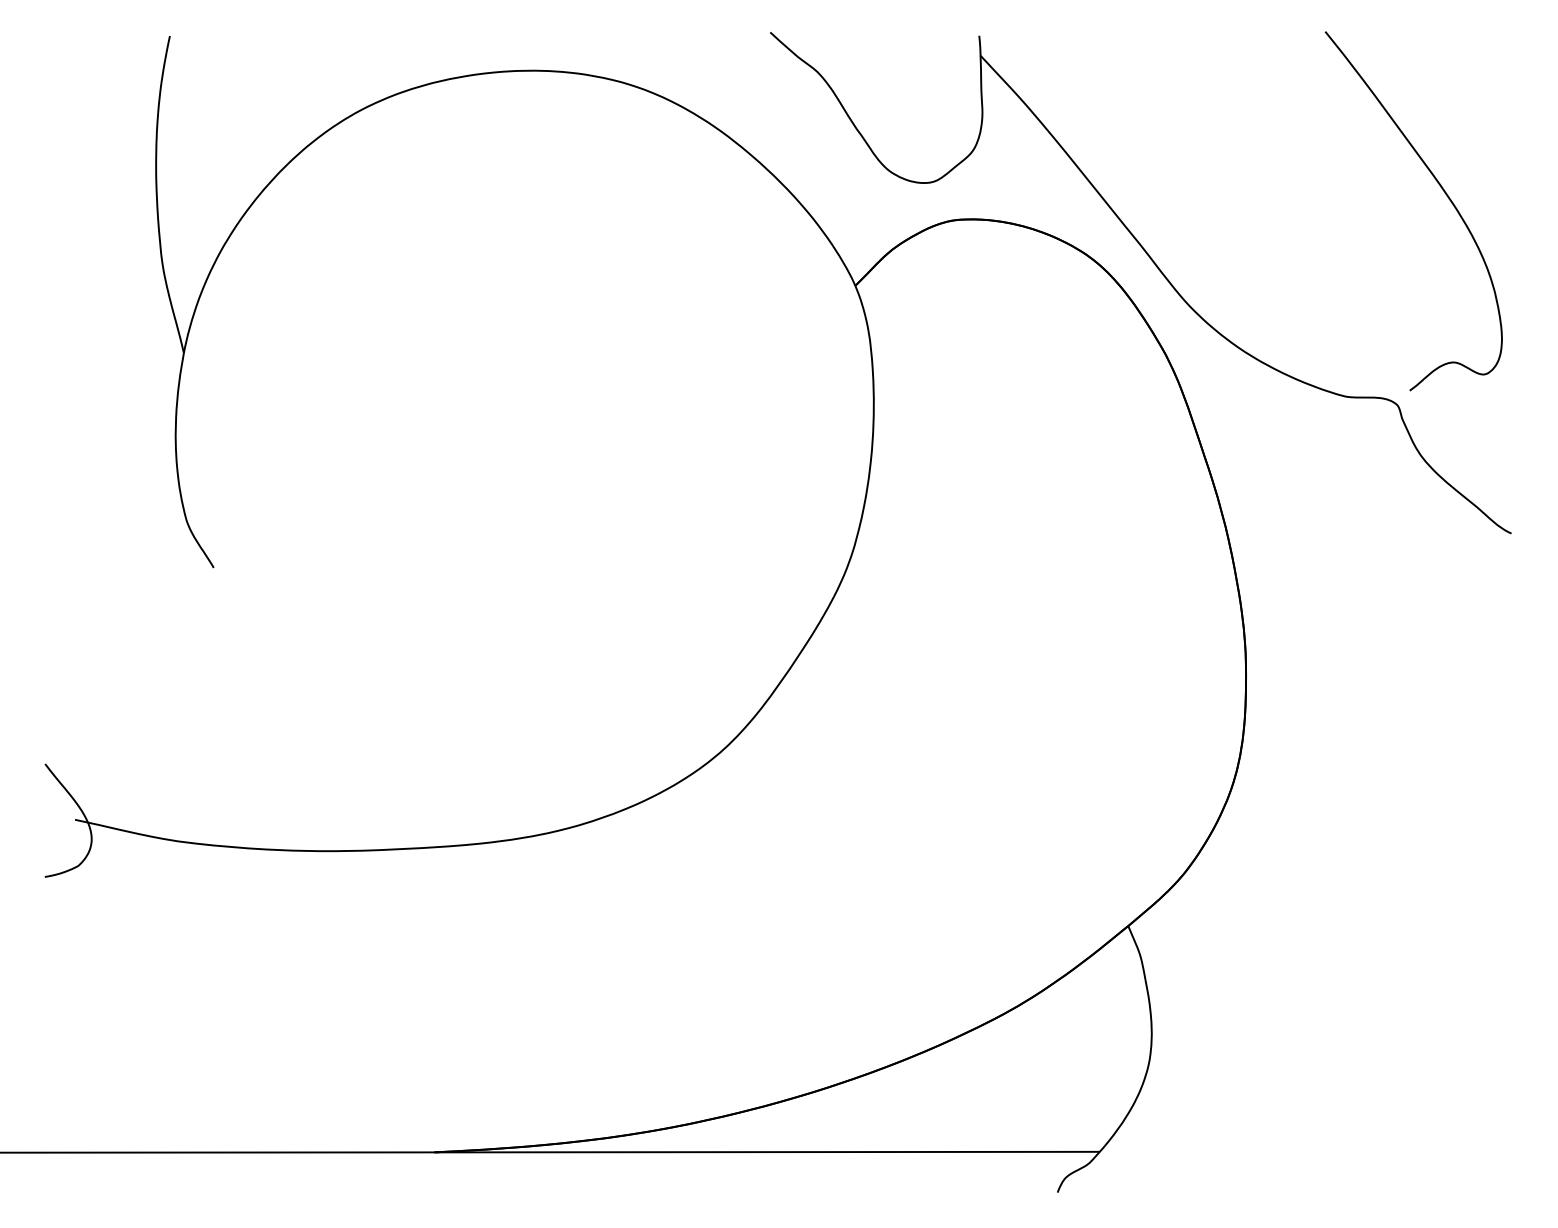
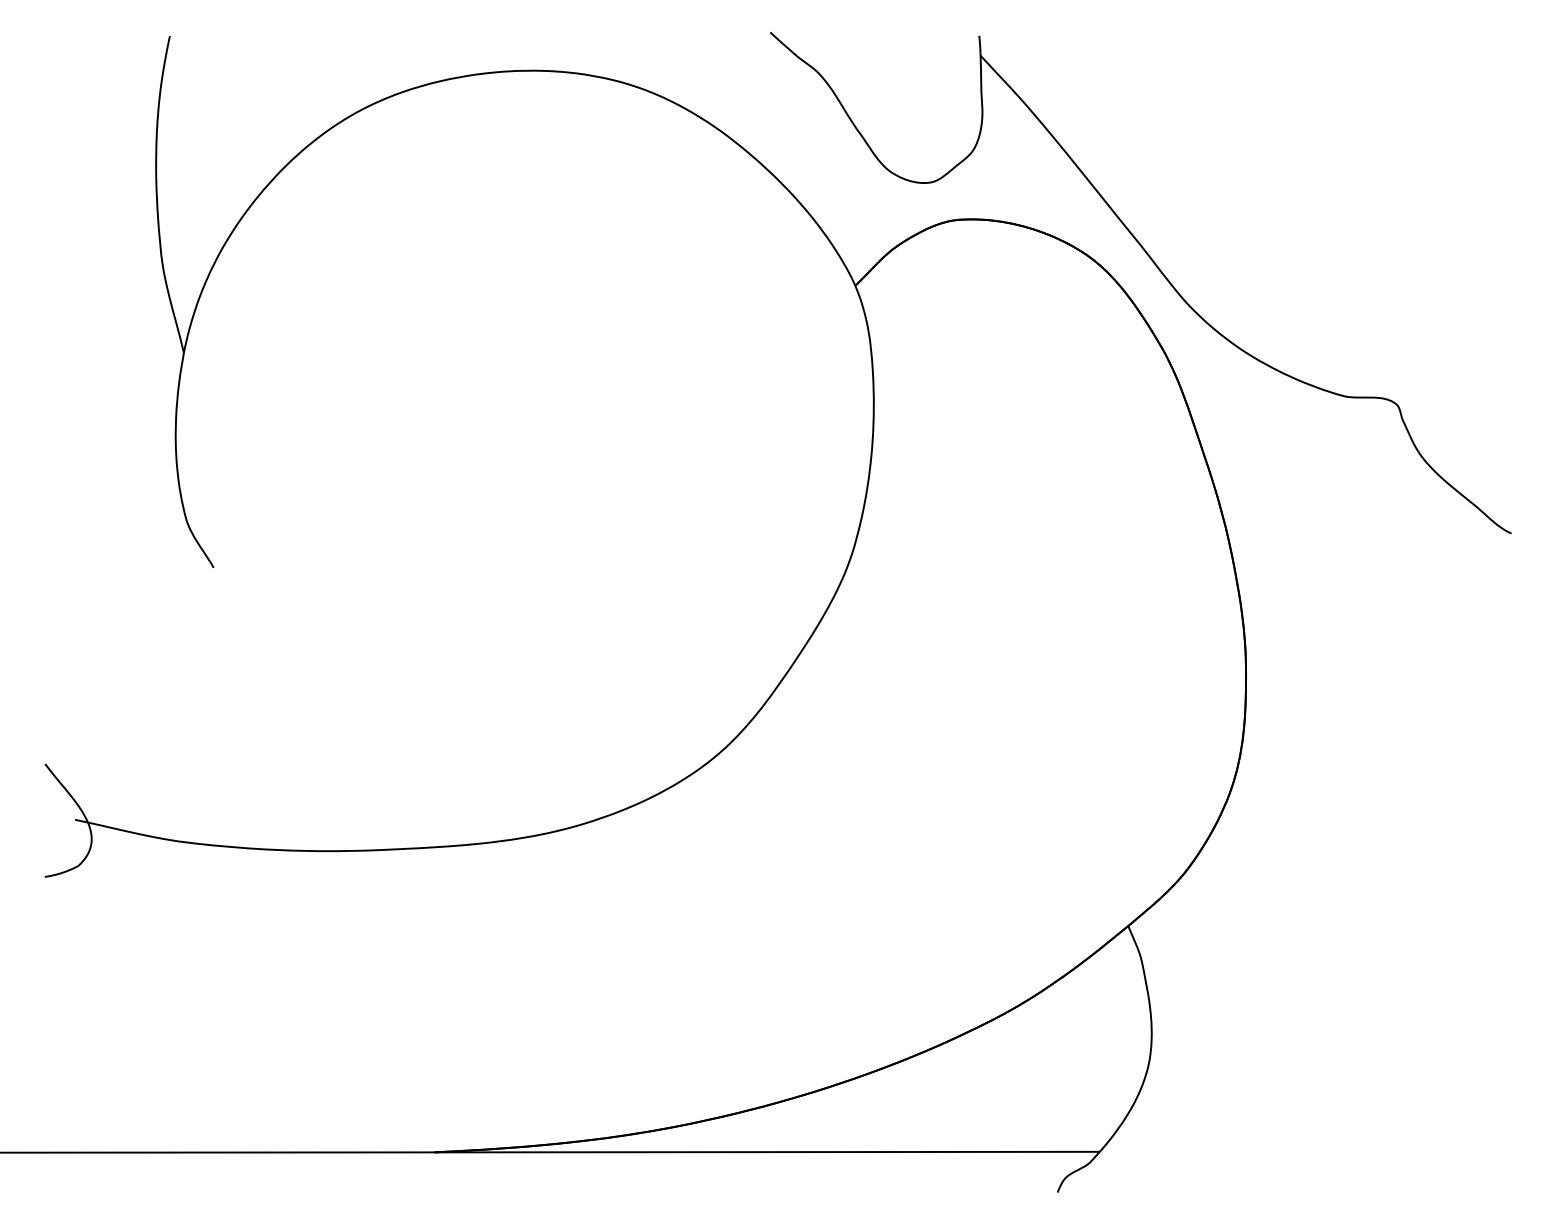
curve: present -> none (1442, 190)
